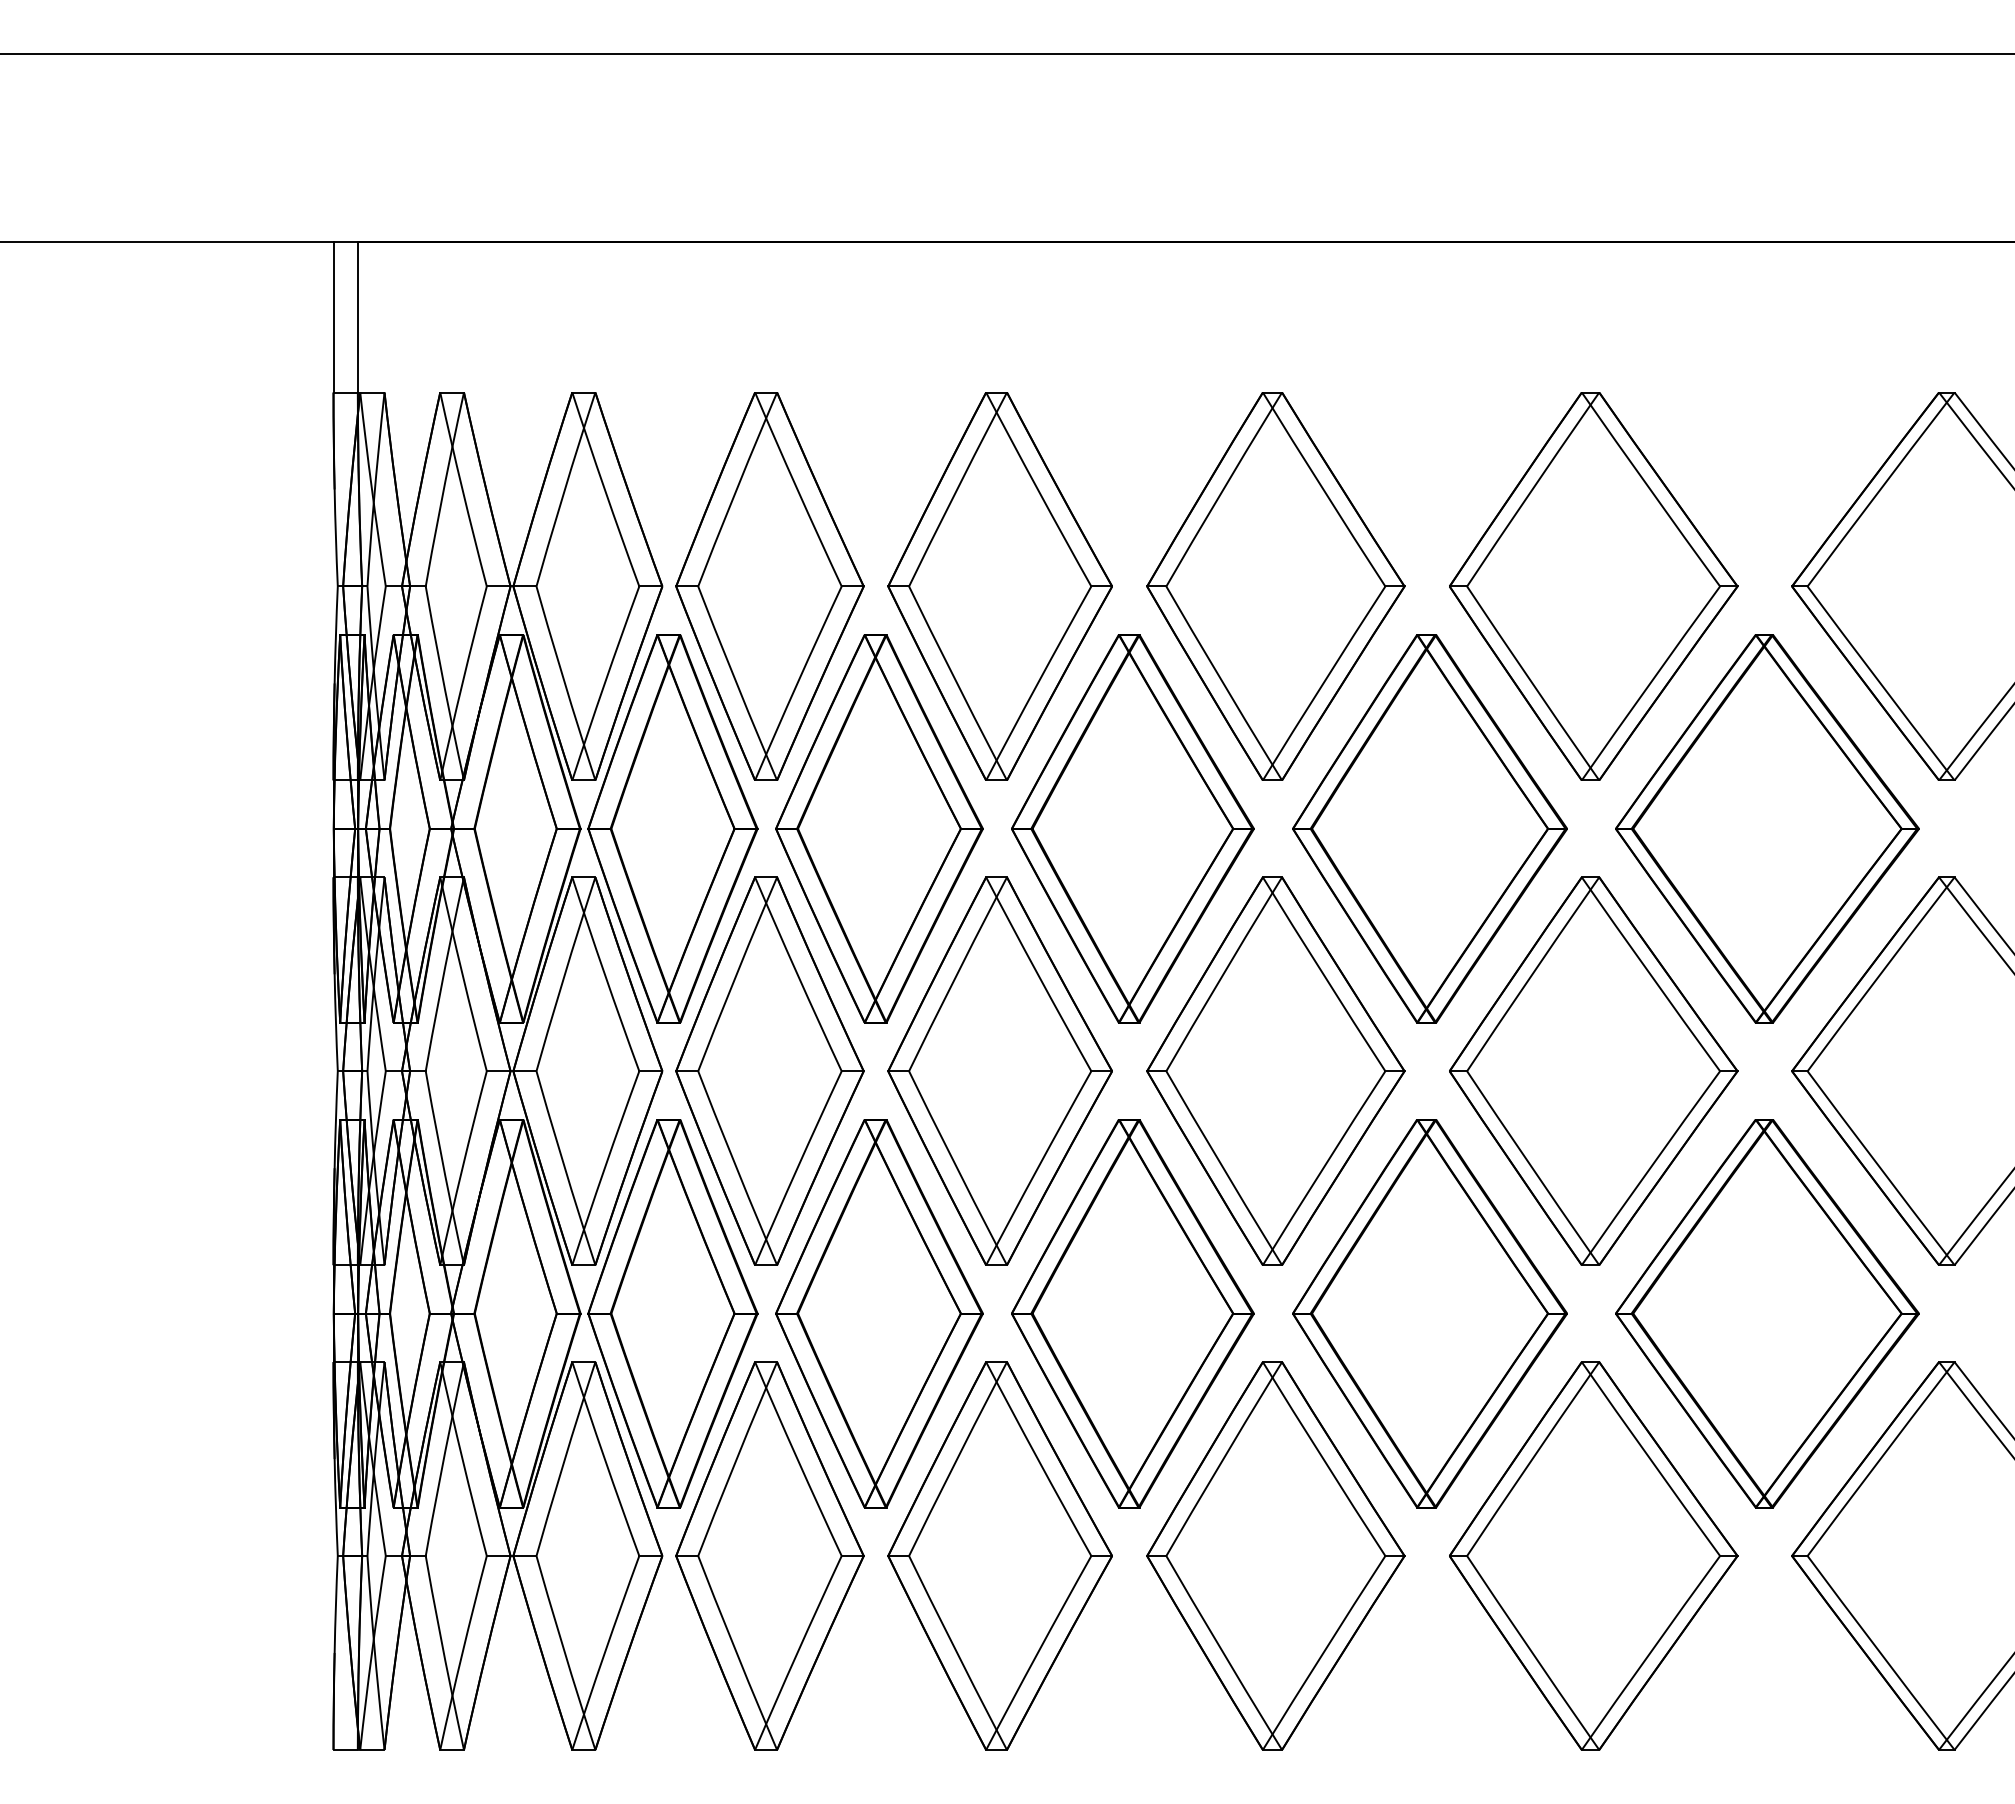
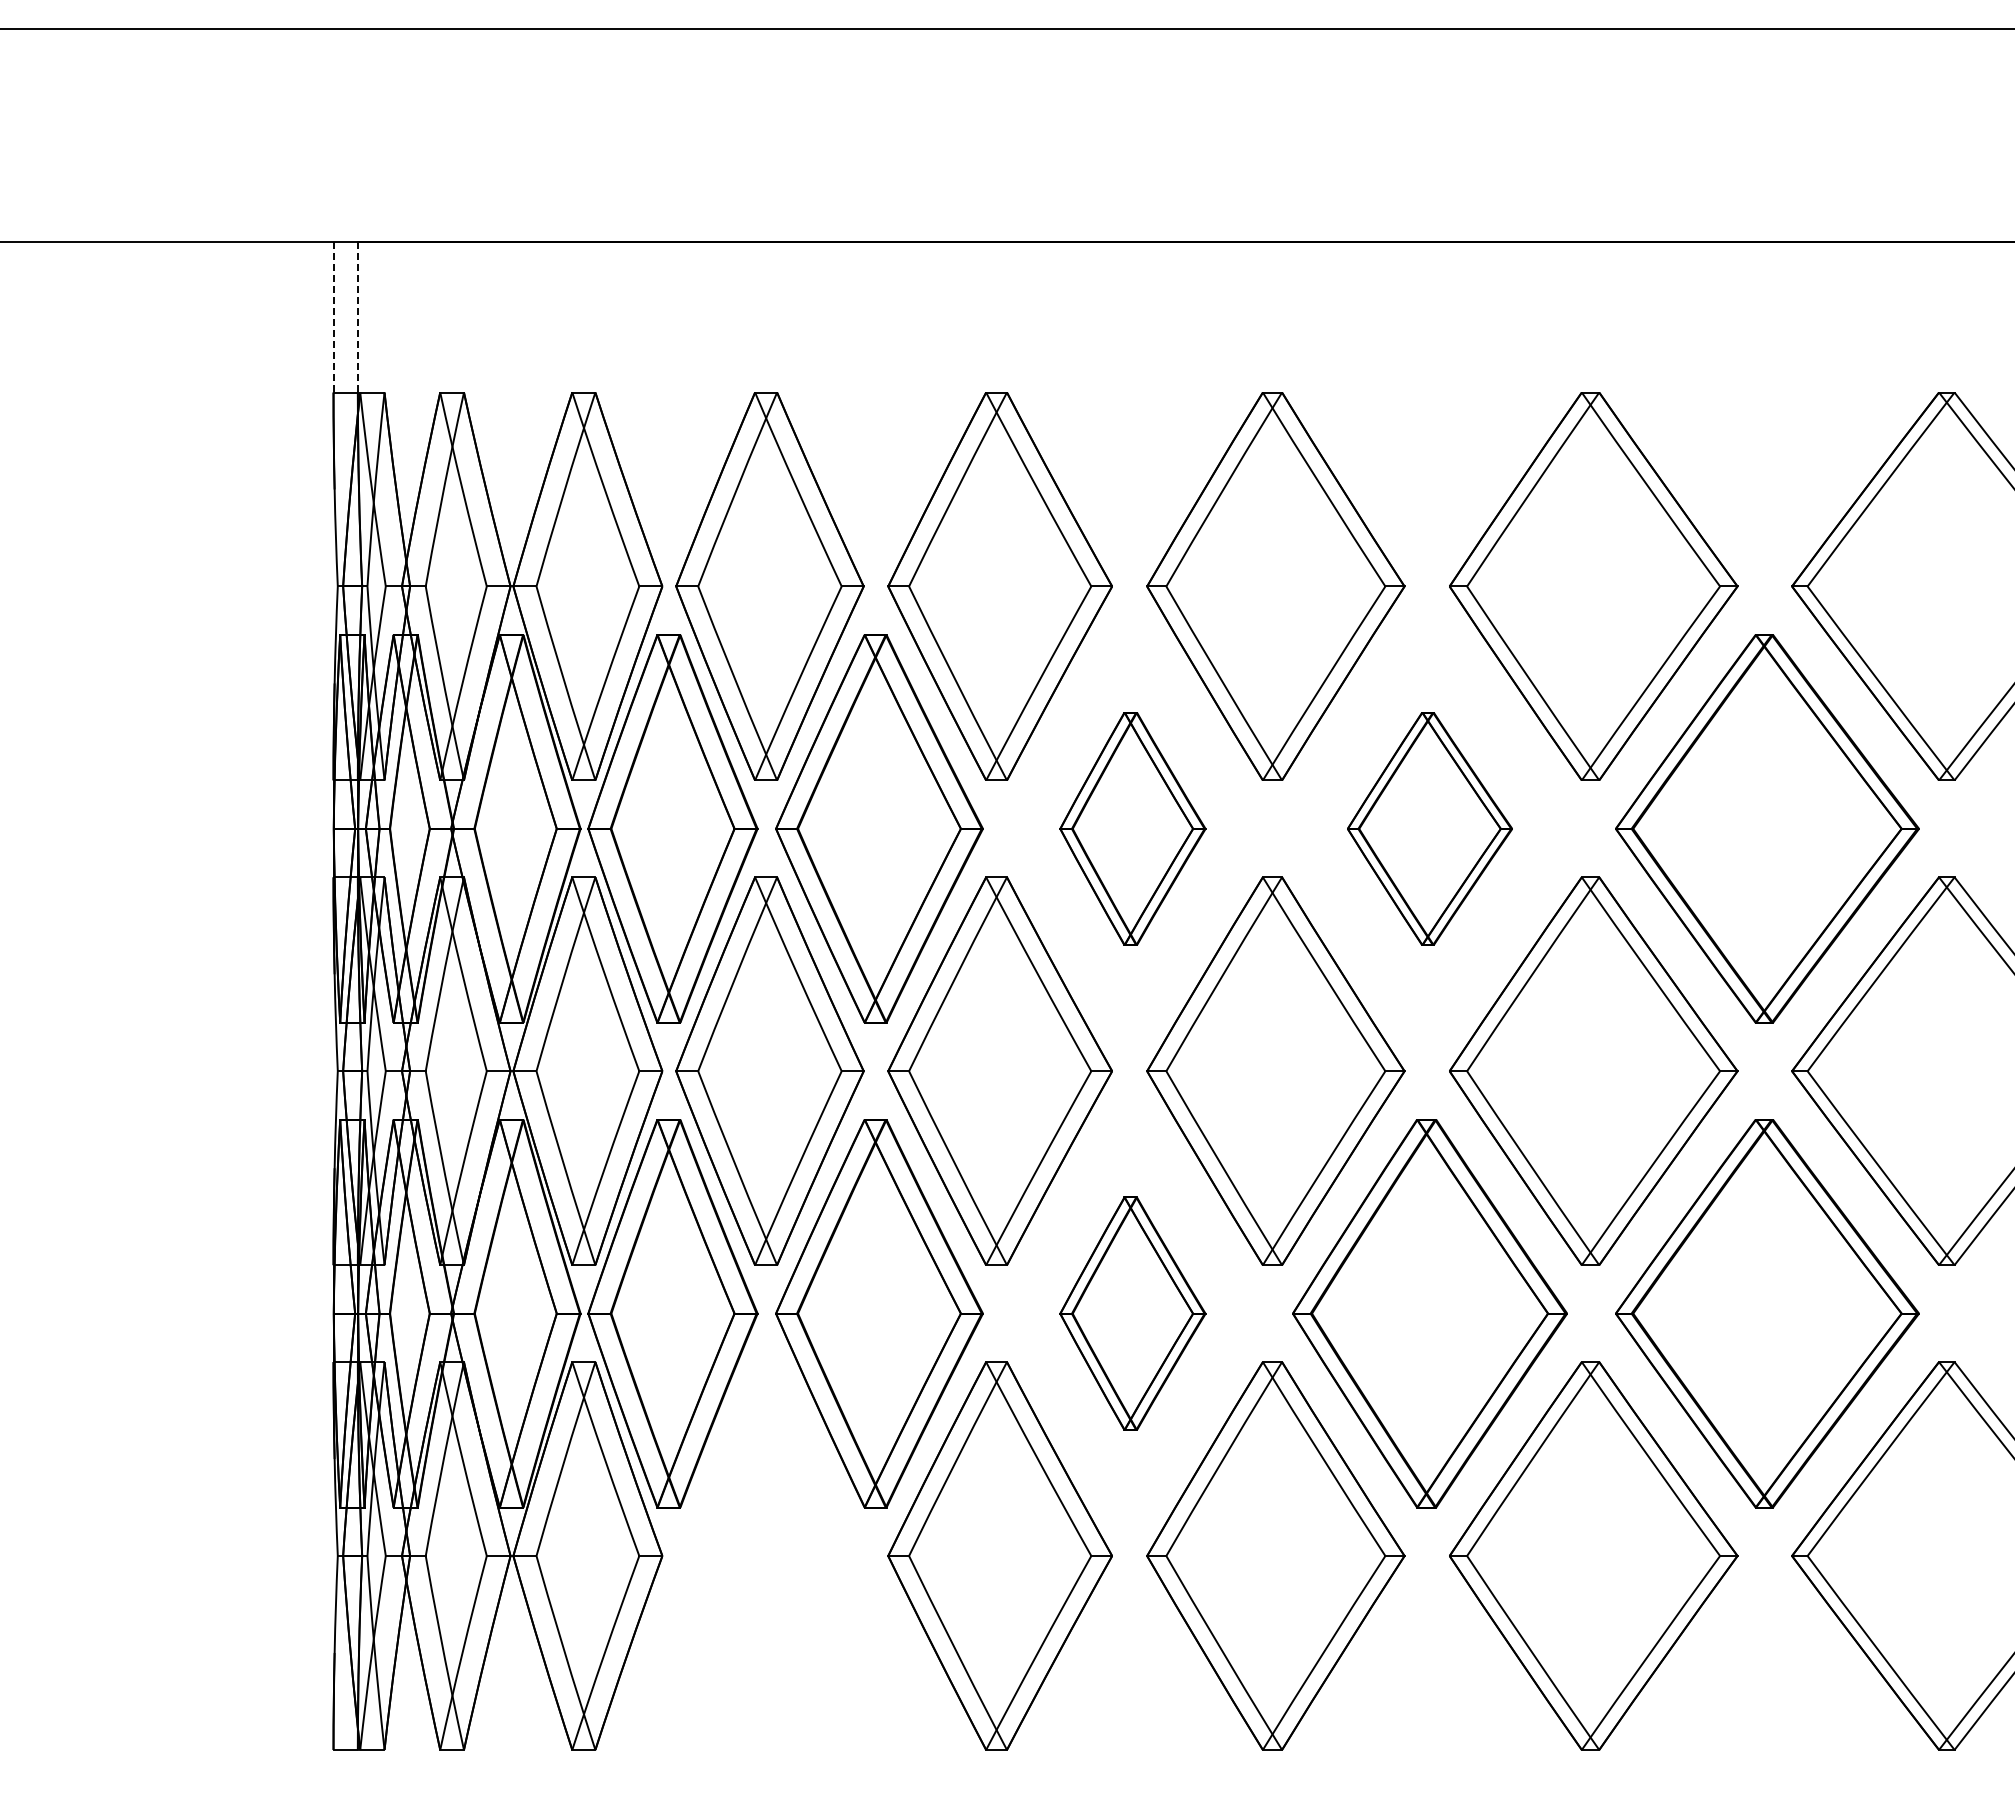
line position: (1006, 54) -> (1006, 29) (1006, 29)
line: solid -> dashed (333, 317)
line: solid -> dashed (357, 317)
part size: 244x390 px -> 148x234 px (1132, 828)
part size: 276x390 px -> 166x234 px (1429, 828)
part size: 244x390 px -> 148x235 px (1132, 1313)
part: present -> none (769, 1555)
